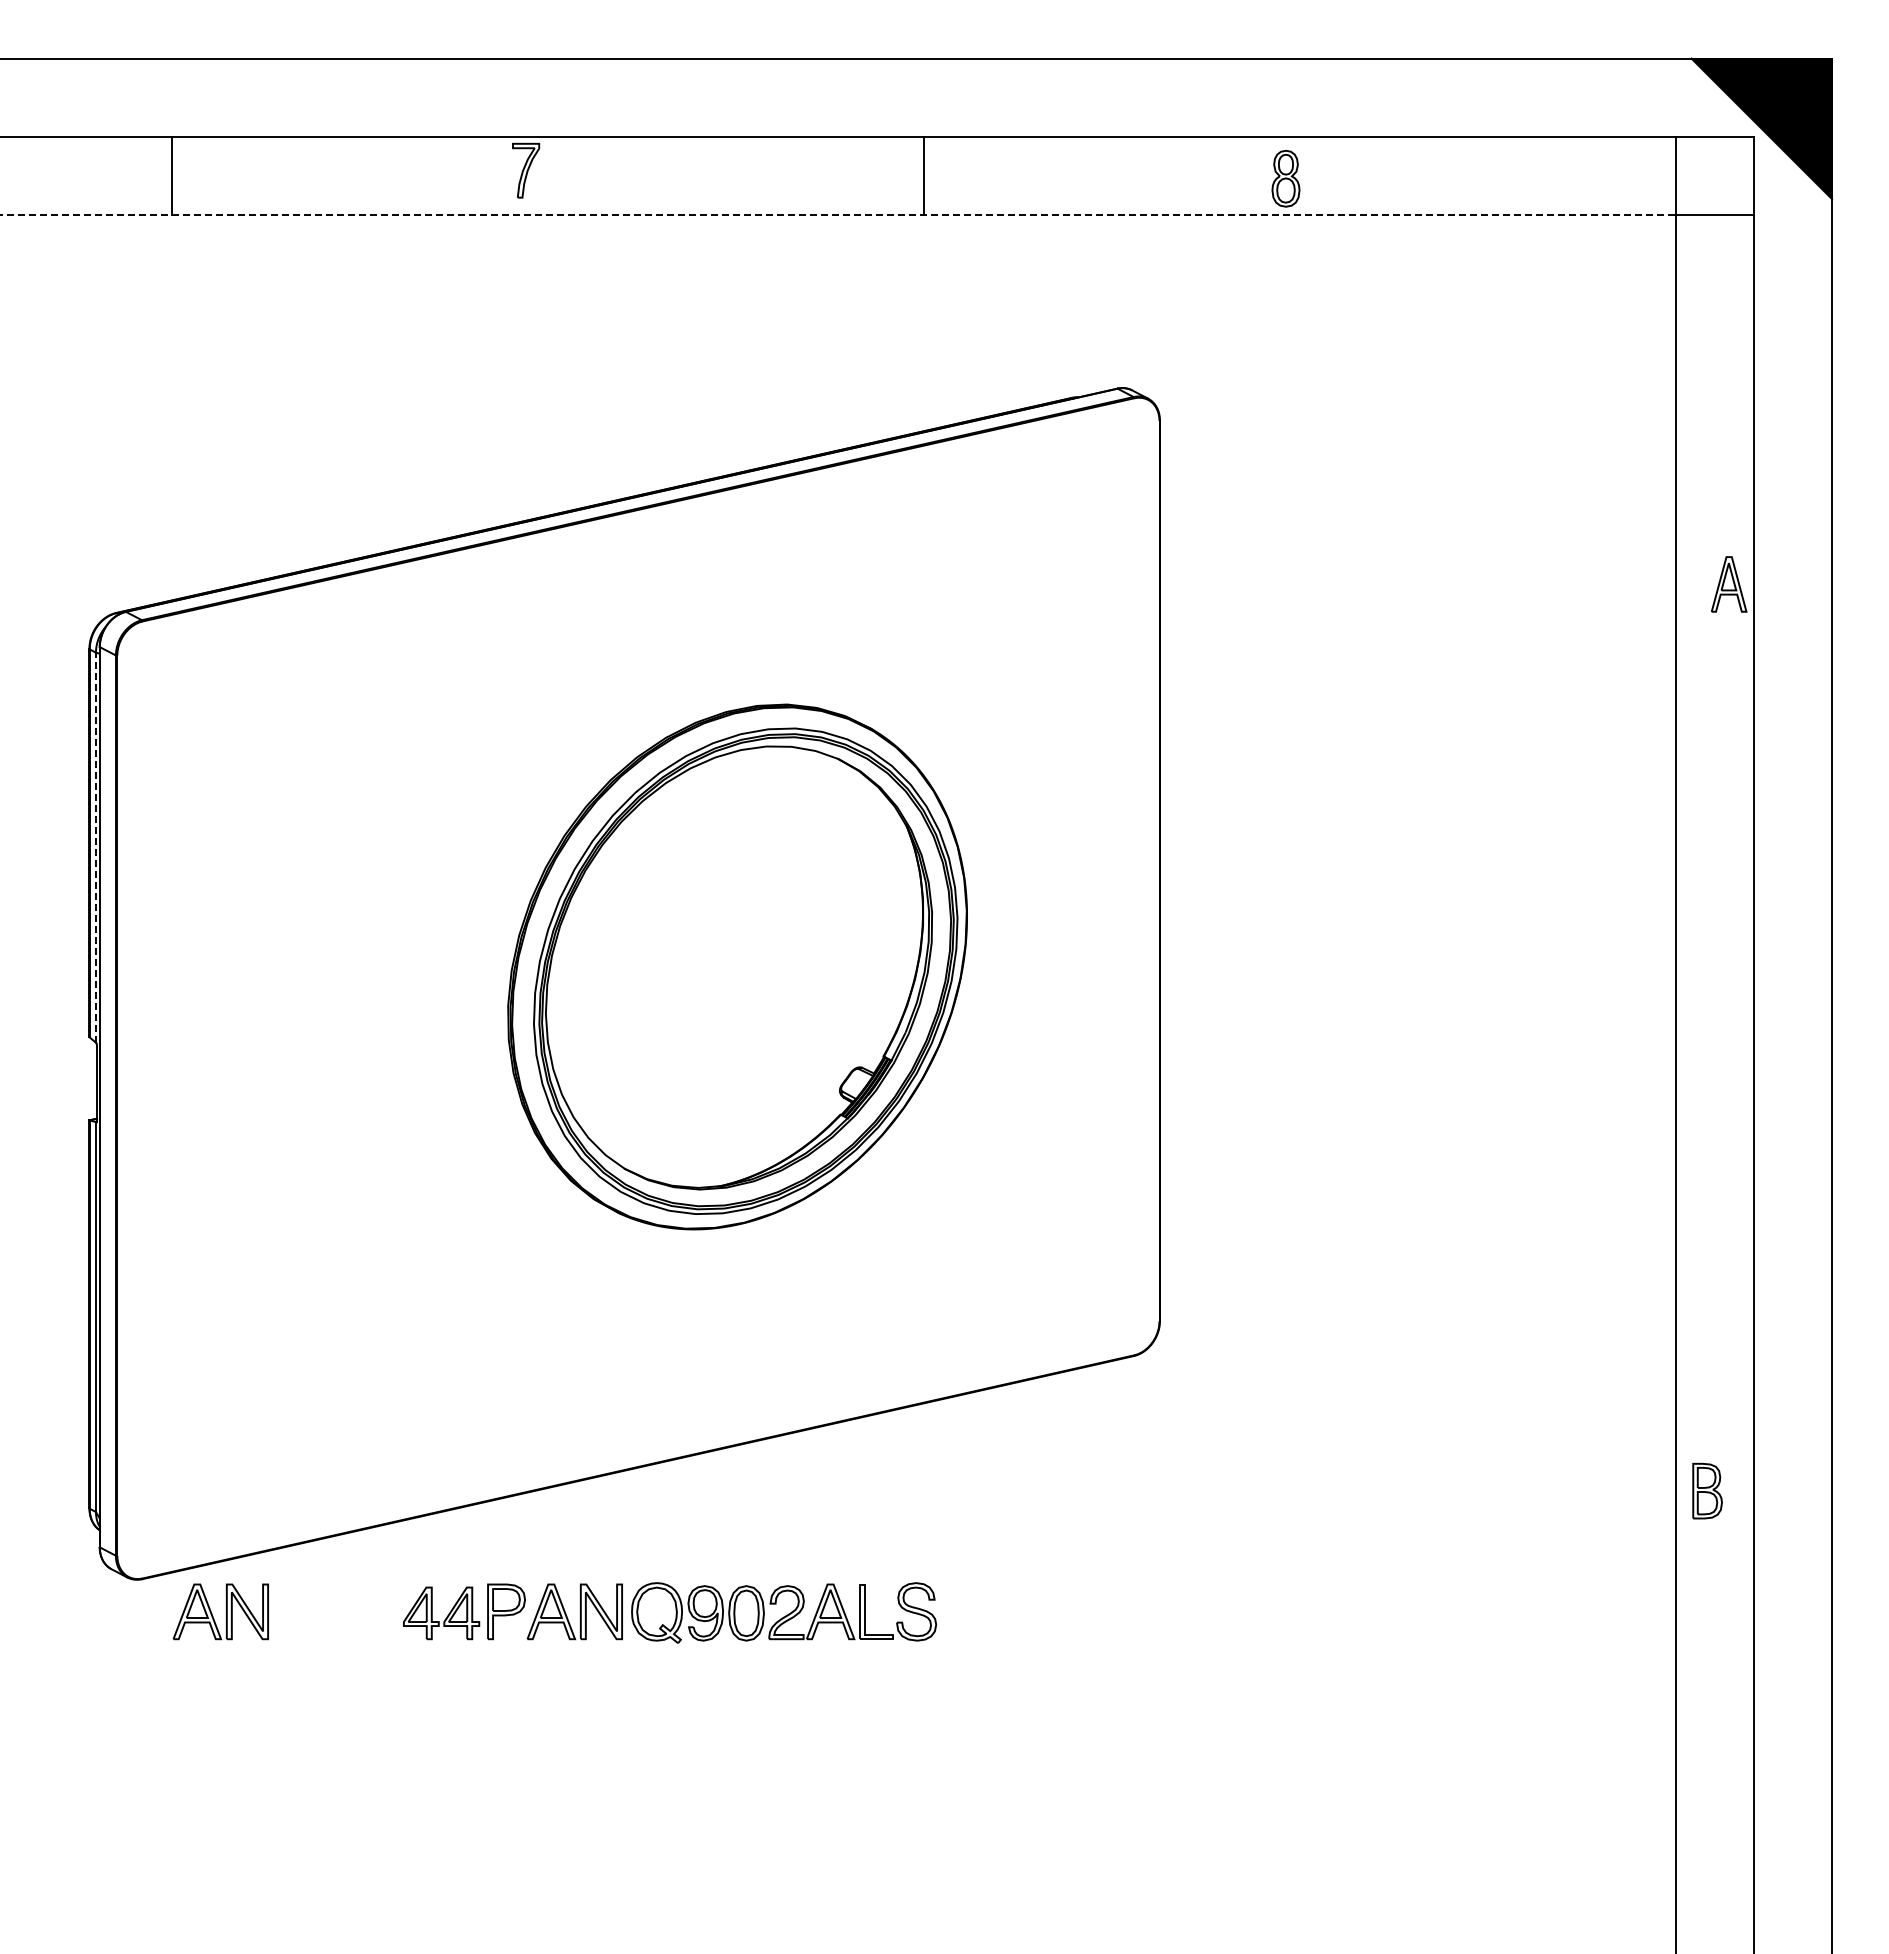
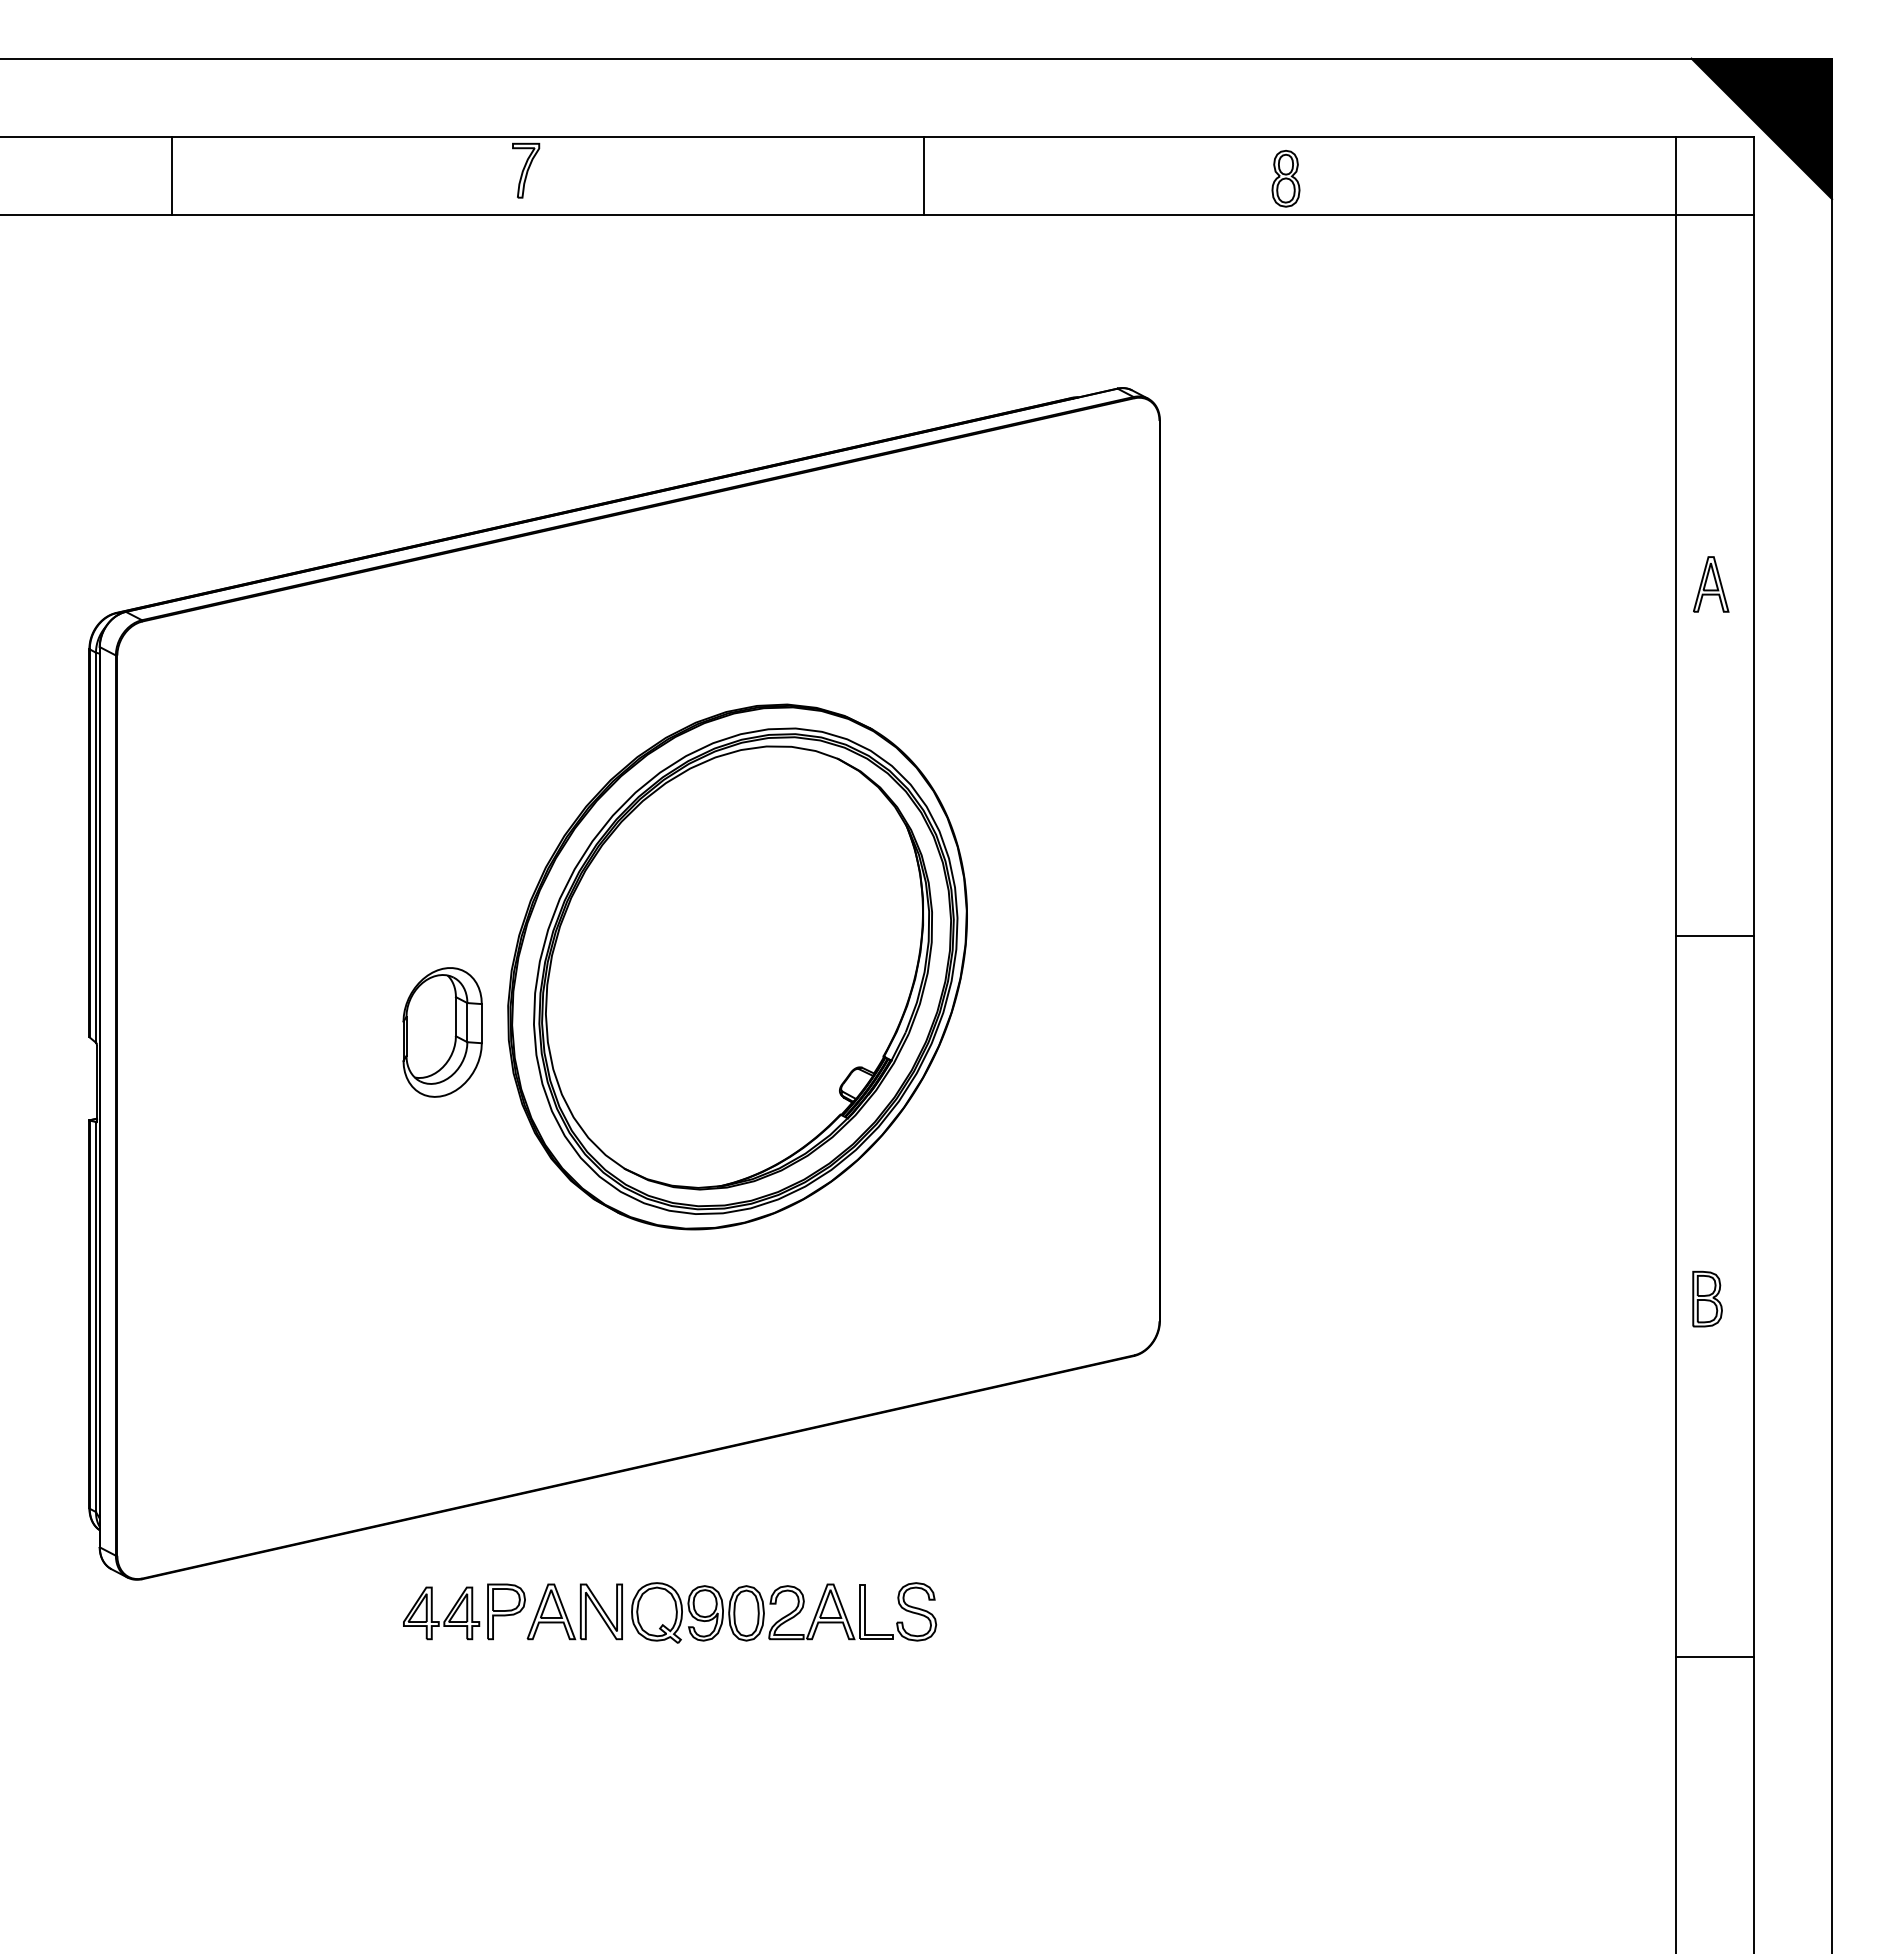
line: dashed -> solid (838, 214)
part position: (1729, 584) -> (1711, 584) (1711, 584)
line: dashed -> solid (95, 847)
line: none -> present (1714, 935)
part: none -> present (442, 1032)
part position: (1707, 1490) -> (1707, 1298) (1707, 1298)
part: present -> none (220, 1611)
line: none -> present (1714, 1657)
